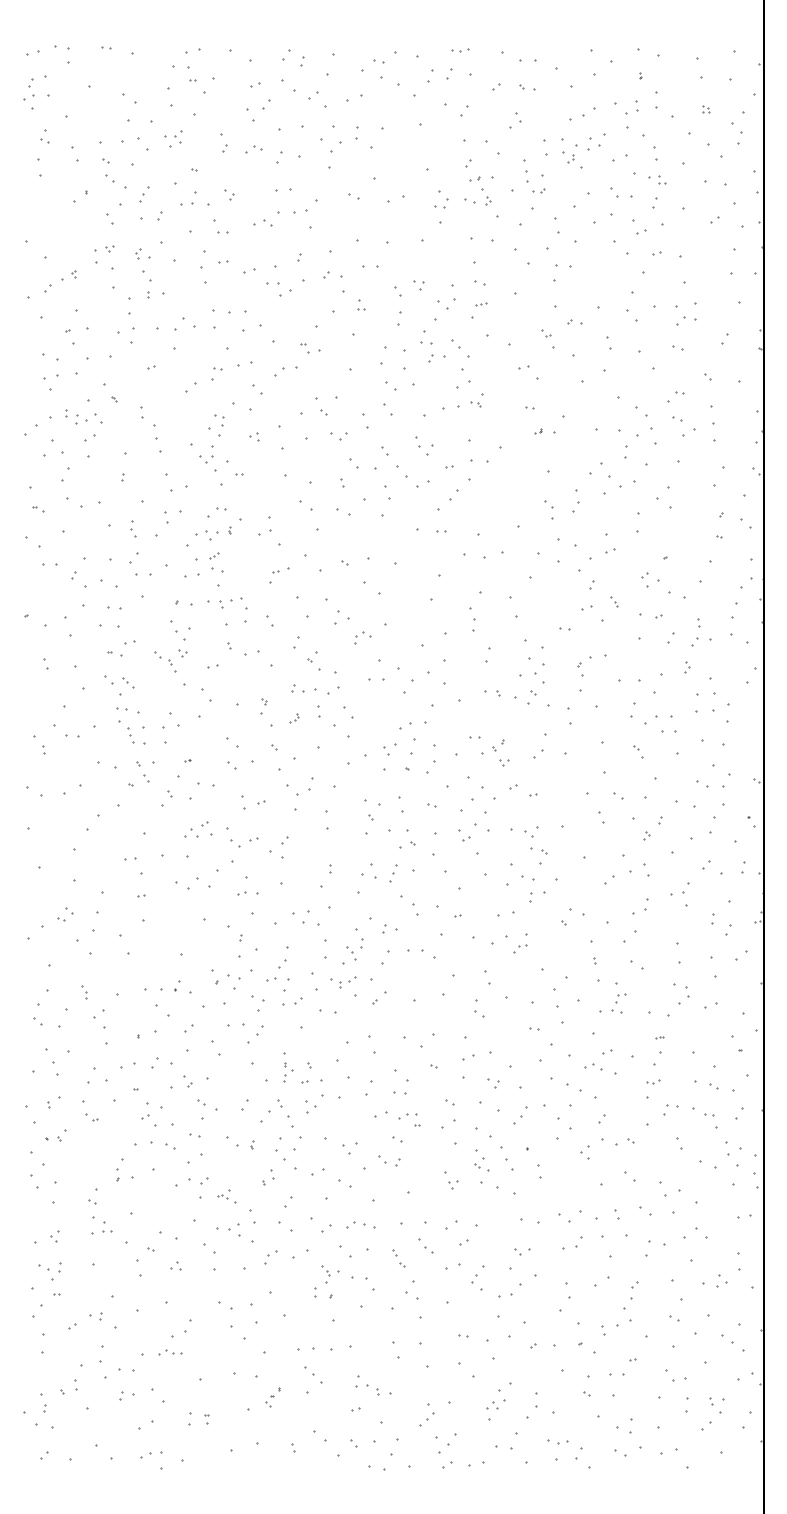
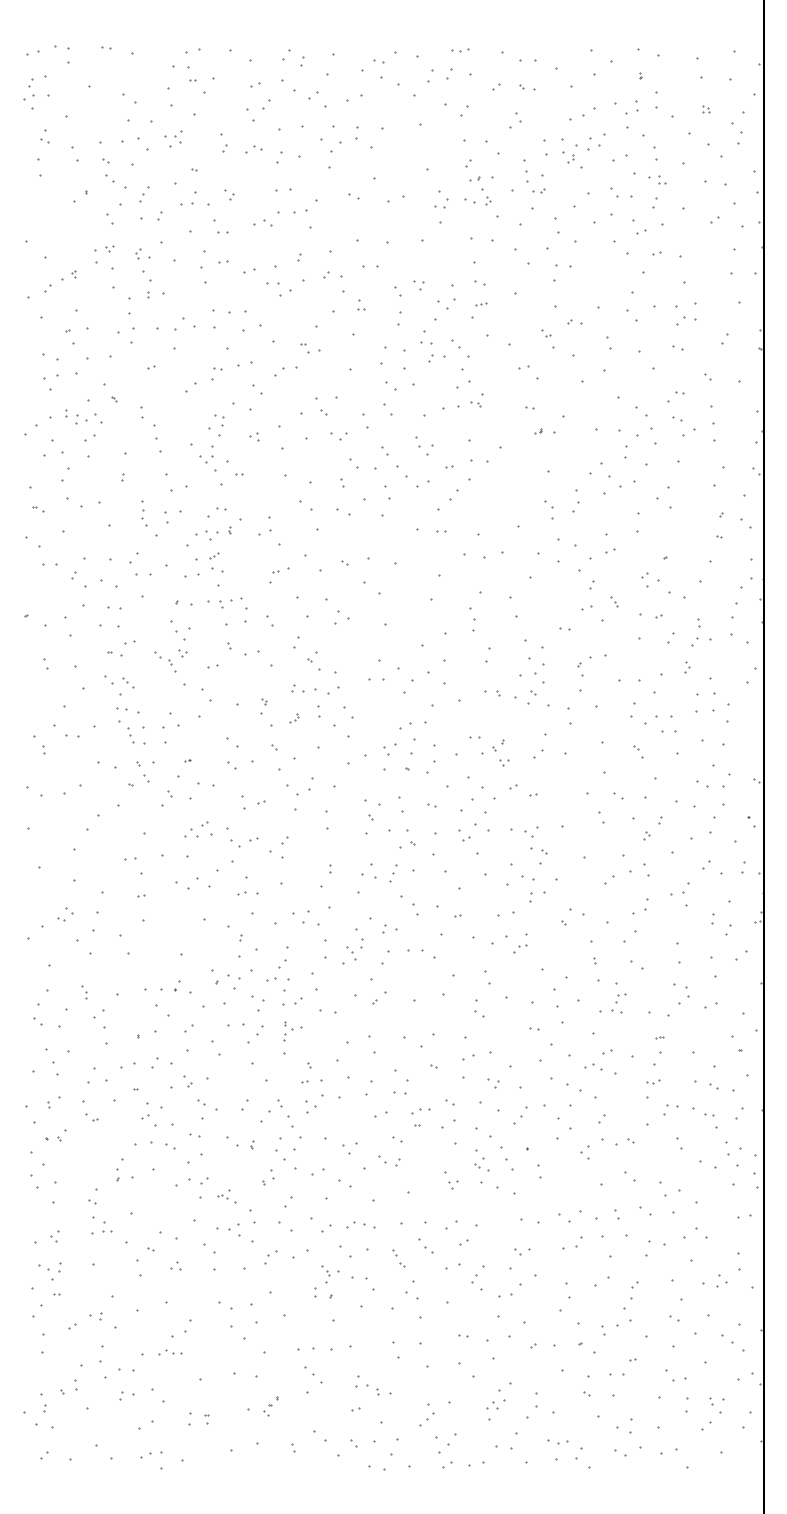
part position: (133, 528) -> (144, 517) (144, 517)
part: present -> none (362, 637)
part: present -> none (343, 982)
part position: (288, 1072) -> (288, 1031) (288, 1031)
part position: (407, 1116) -> (420, 1111) (420, 1111)
part position: (272, 1397) -> (270, 1406) (270, 1406)
